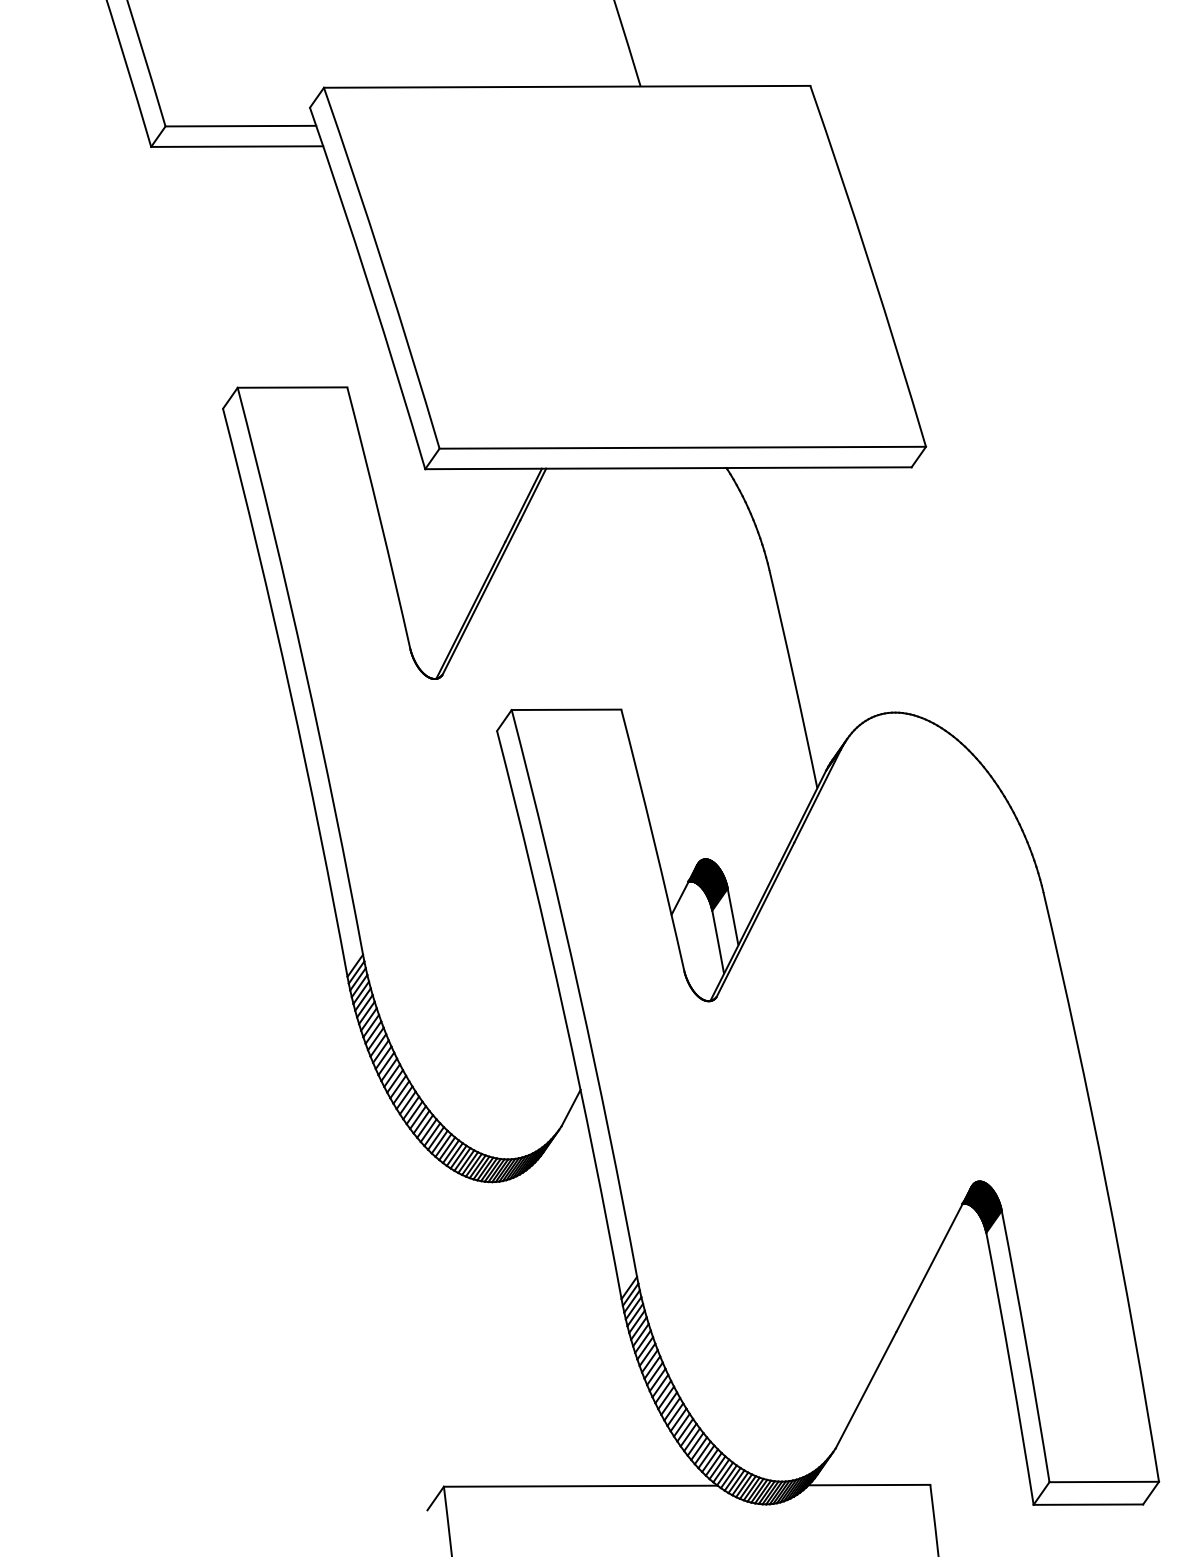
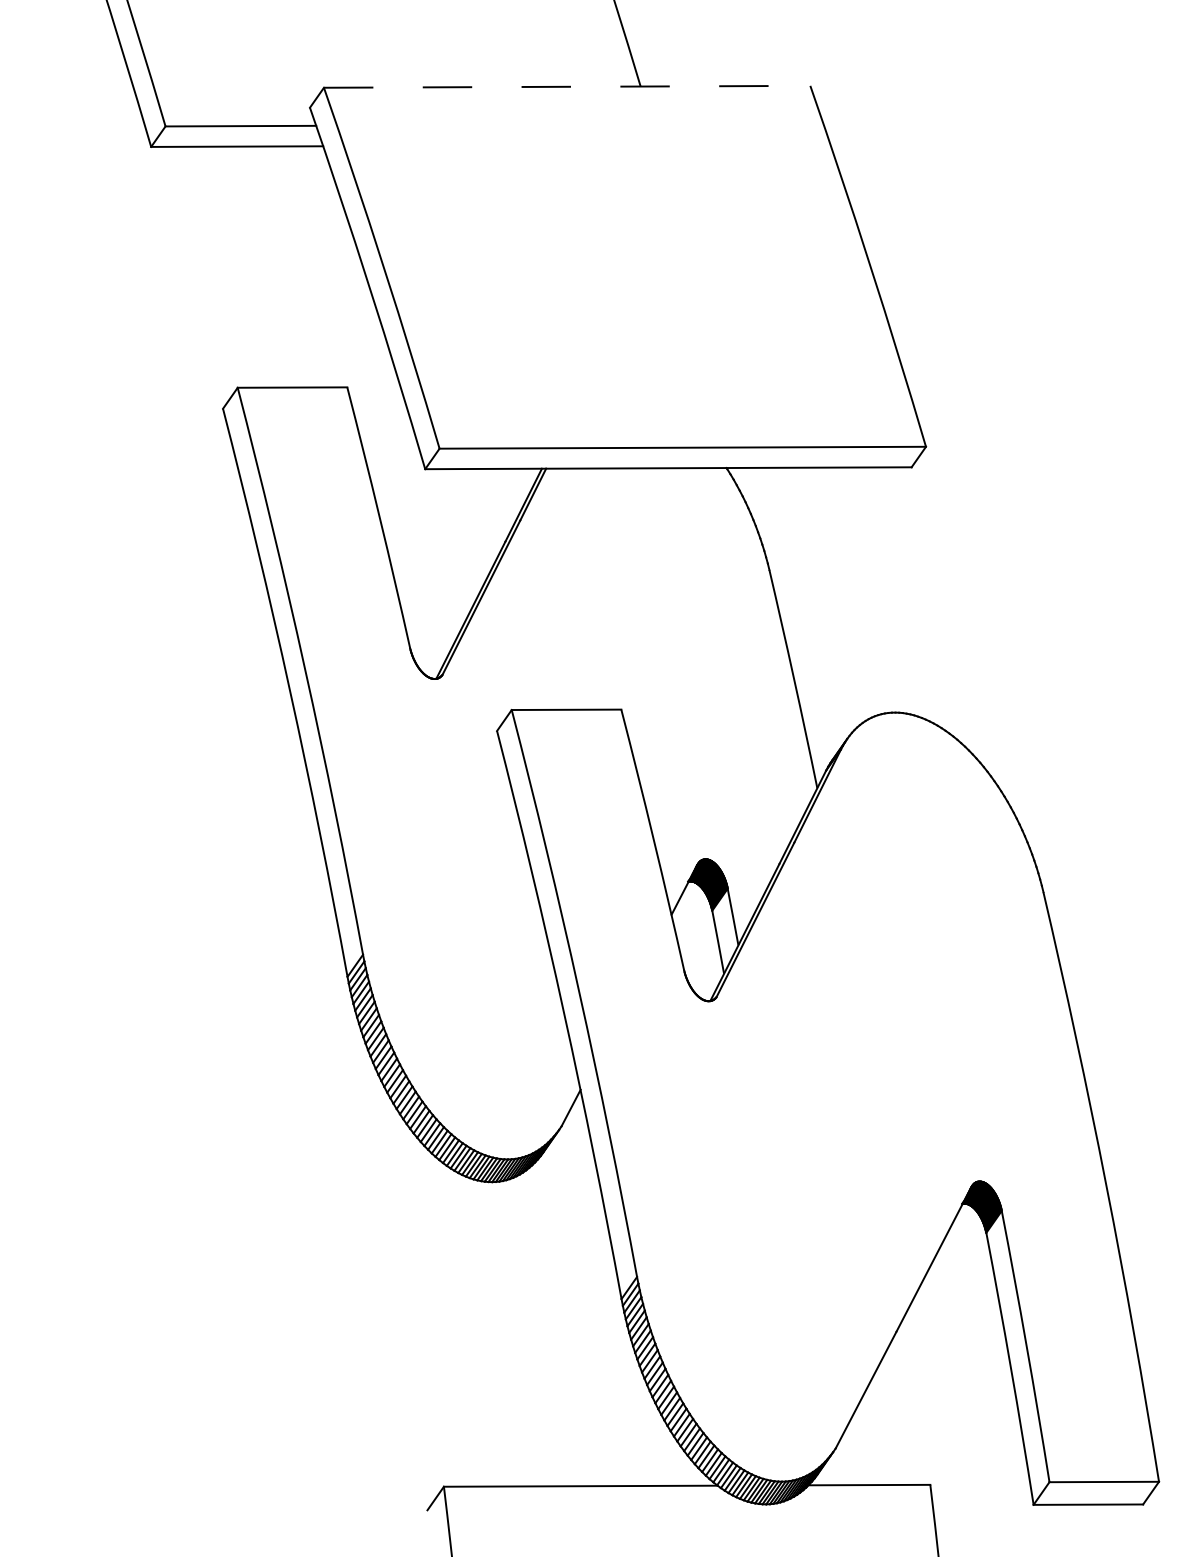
line: solid -> dashed (567, 86)
